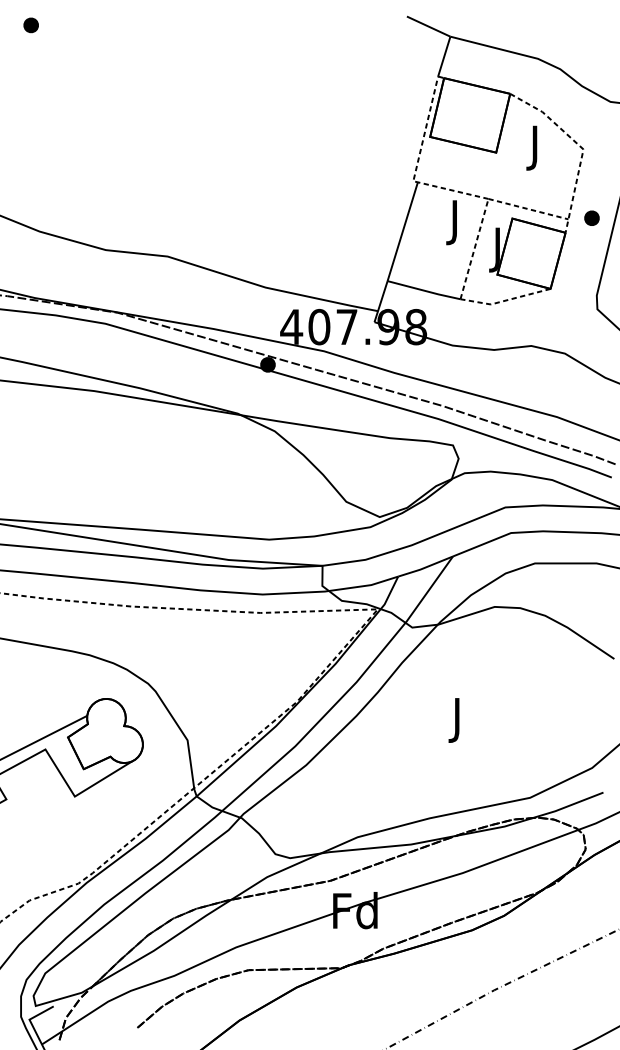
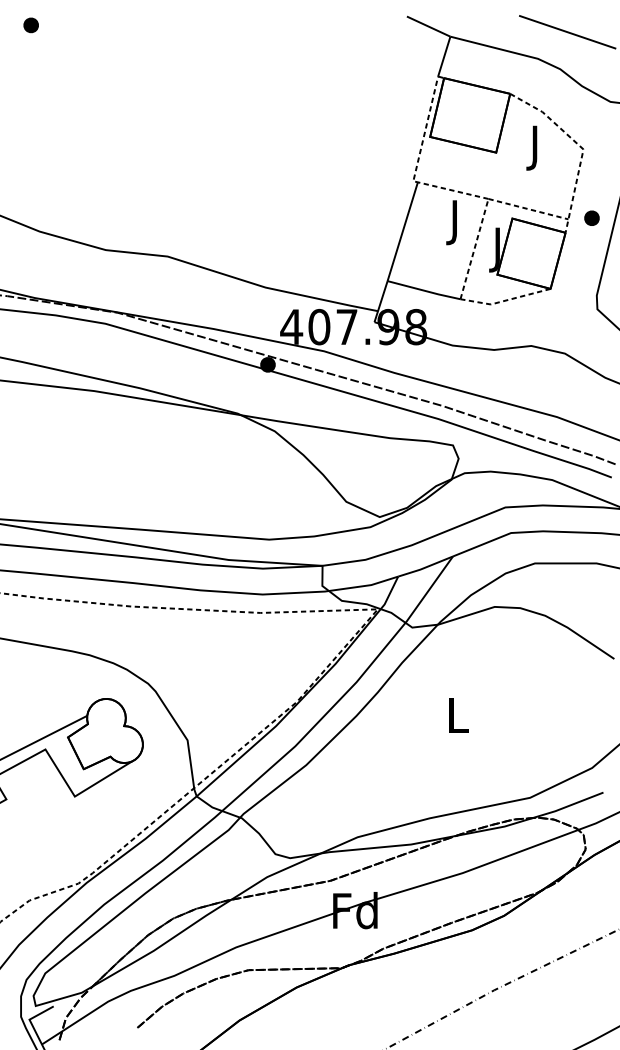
line: none -> present (567, 32)
text: J -> L (458, 720)
